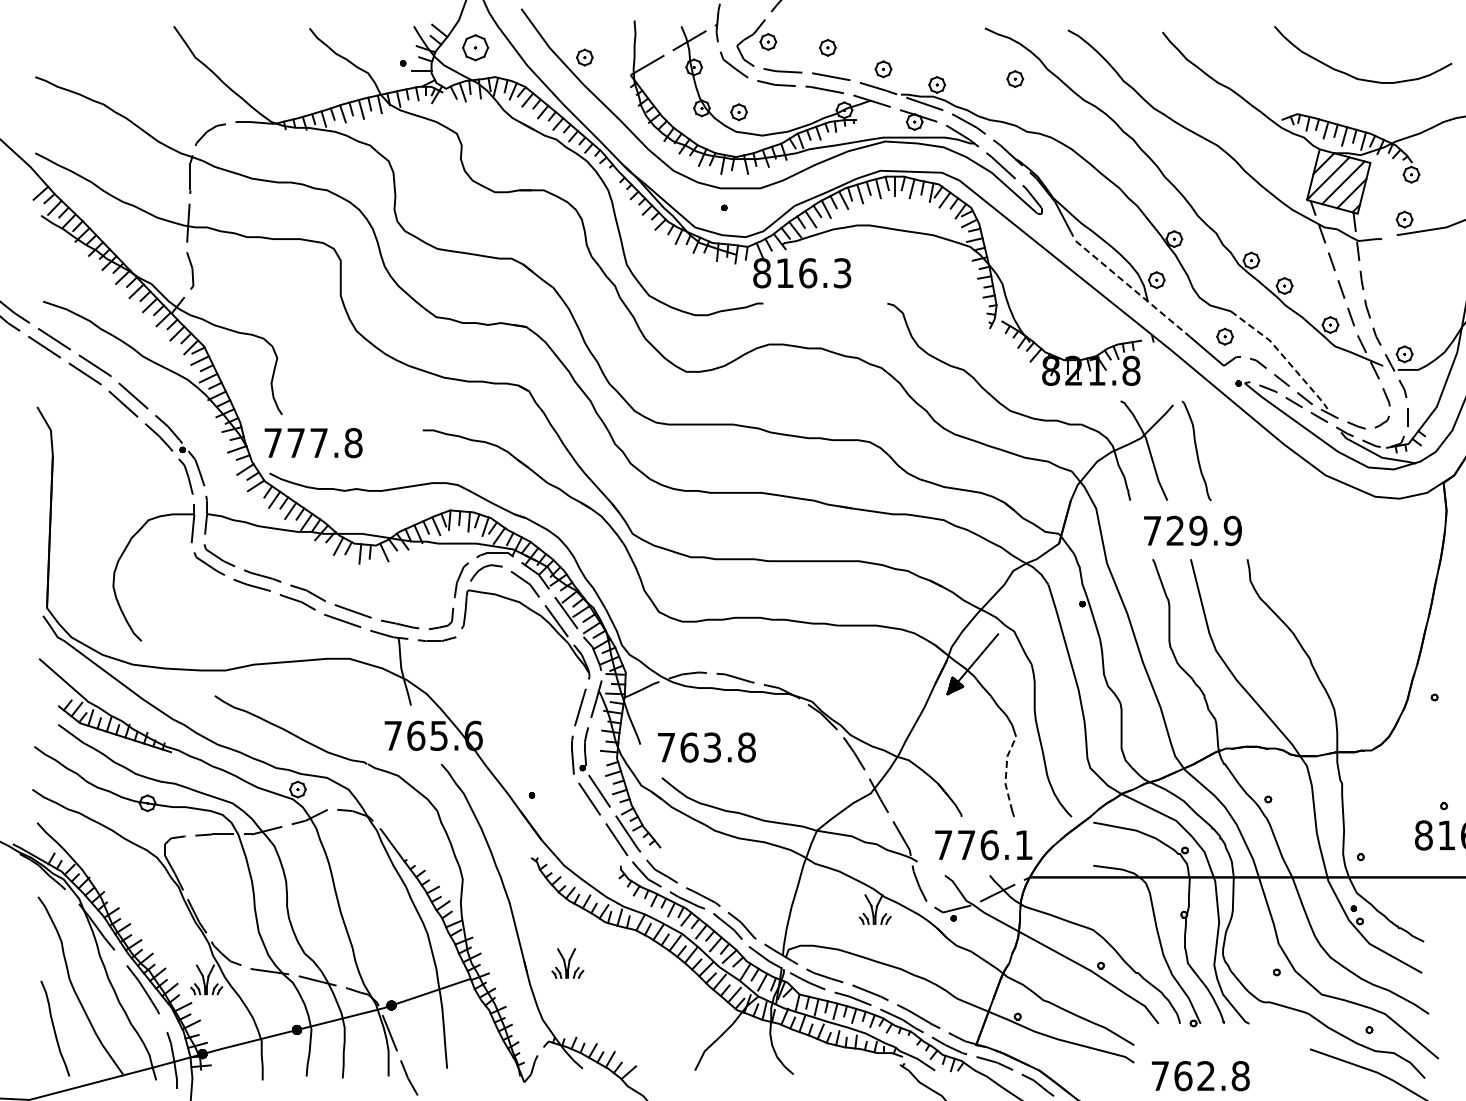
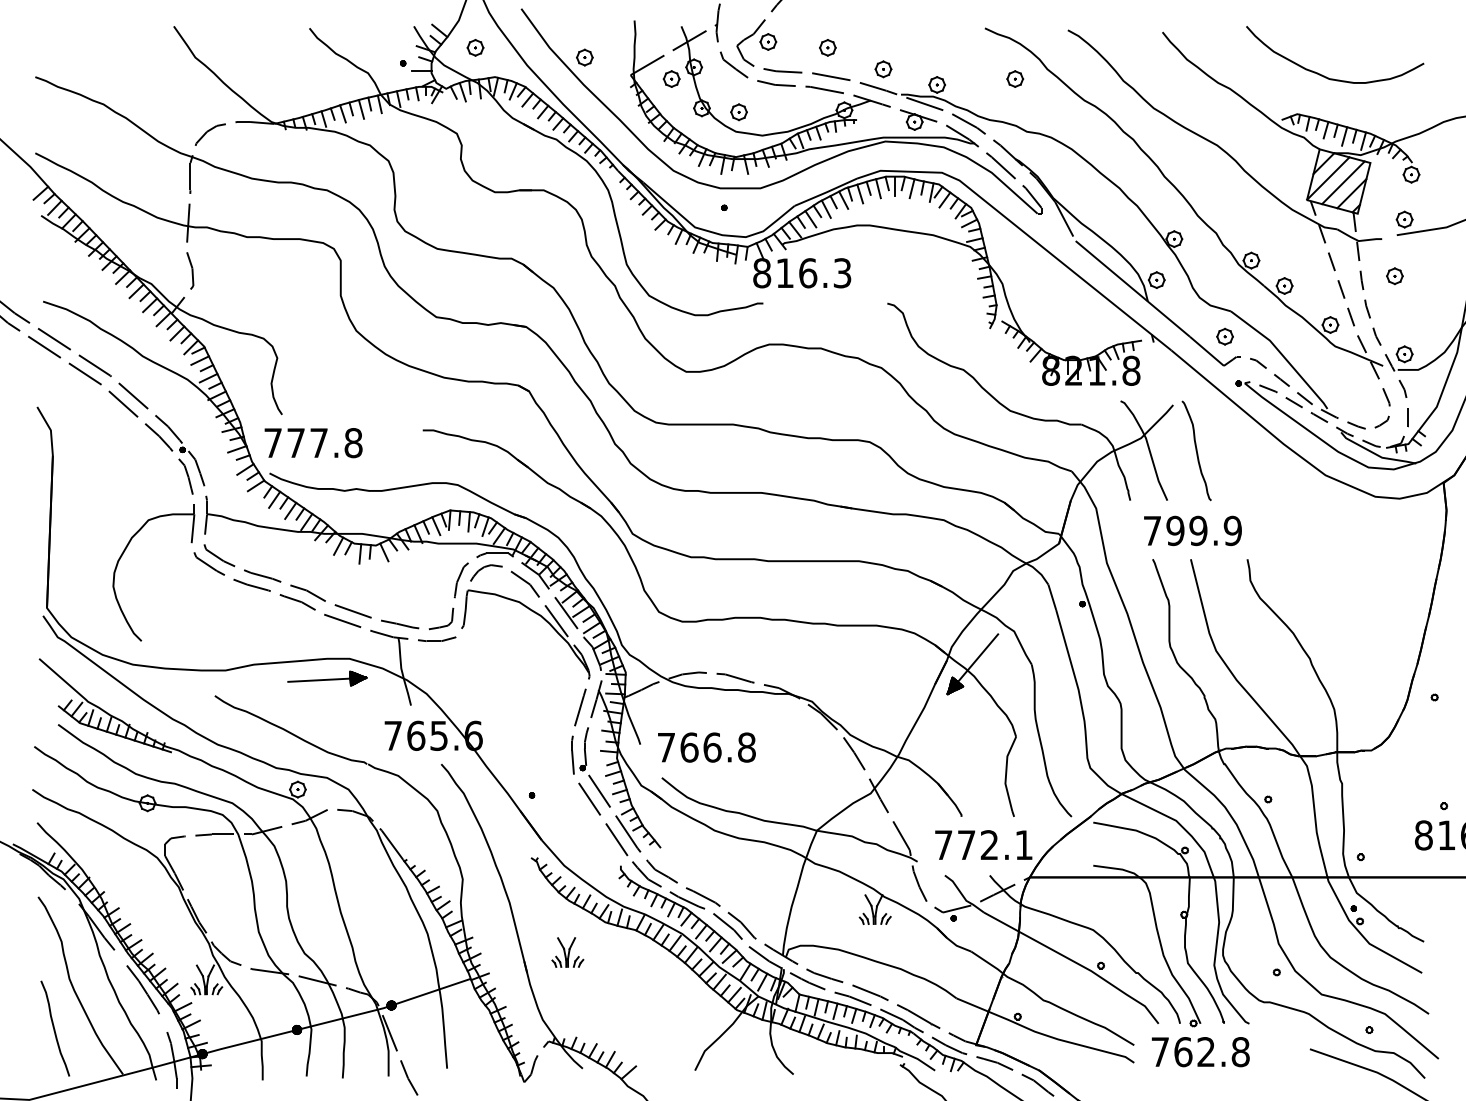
part size: 28x28 px -> 19x18 px (475, 47)
curve position: (1352, 75) -> (1324, 75) (1324, 75)
part: none -> present (671, 78)
part: none -> present (1394, 276)
line: dashed -> solid (1133, 289)
line: dashed -> solid (1283, 356)
text: 729.9 -> 799.9 (1175, 531)
part: none -> present (327, 678)
text: 763.8 -> 766.8 (712, 747)
line: dashed -> solid (1006, 772)
text: 776.1 -> 772.1 (989, 845)
part position: (567, 963) -> (567, 952) (567, 952)
text position: (1200, 1076) -> (1200, 1052) (1200, 1052)
